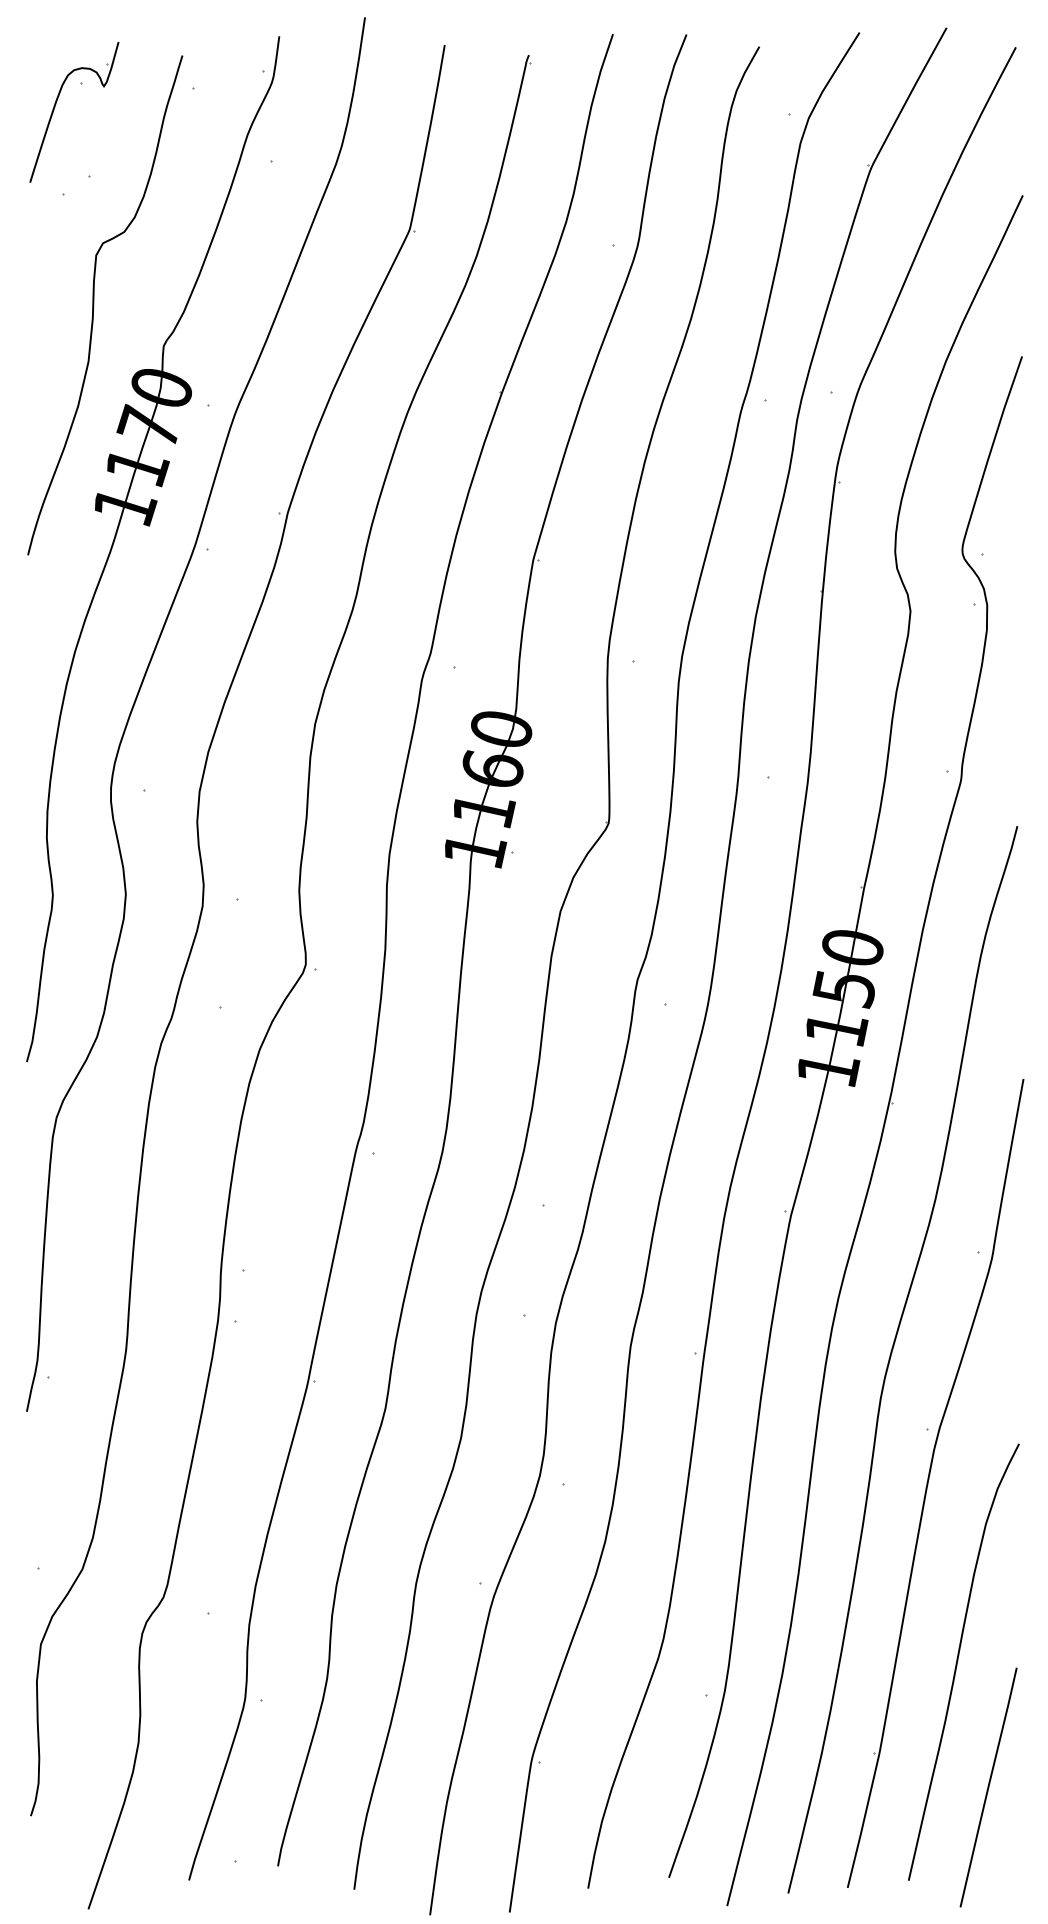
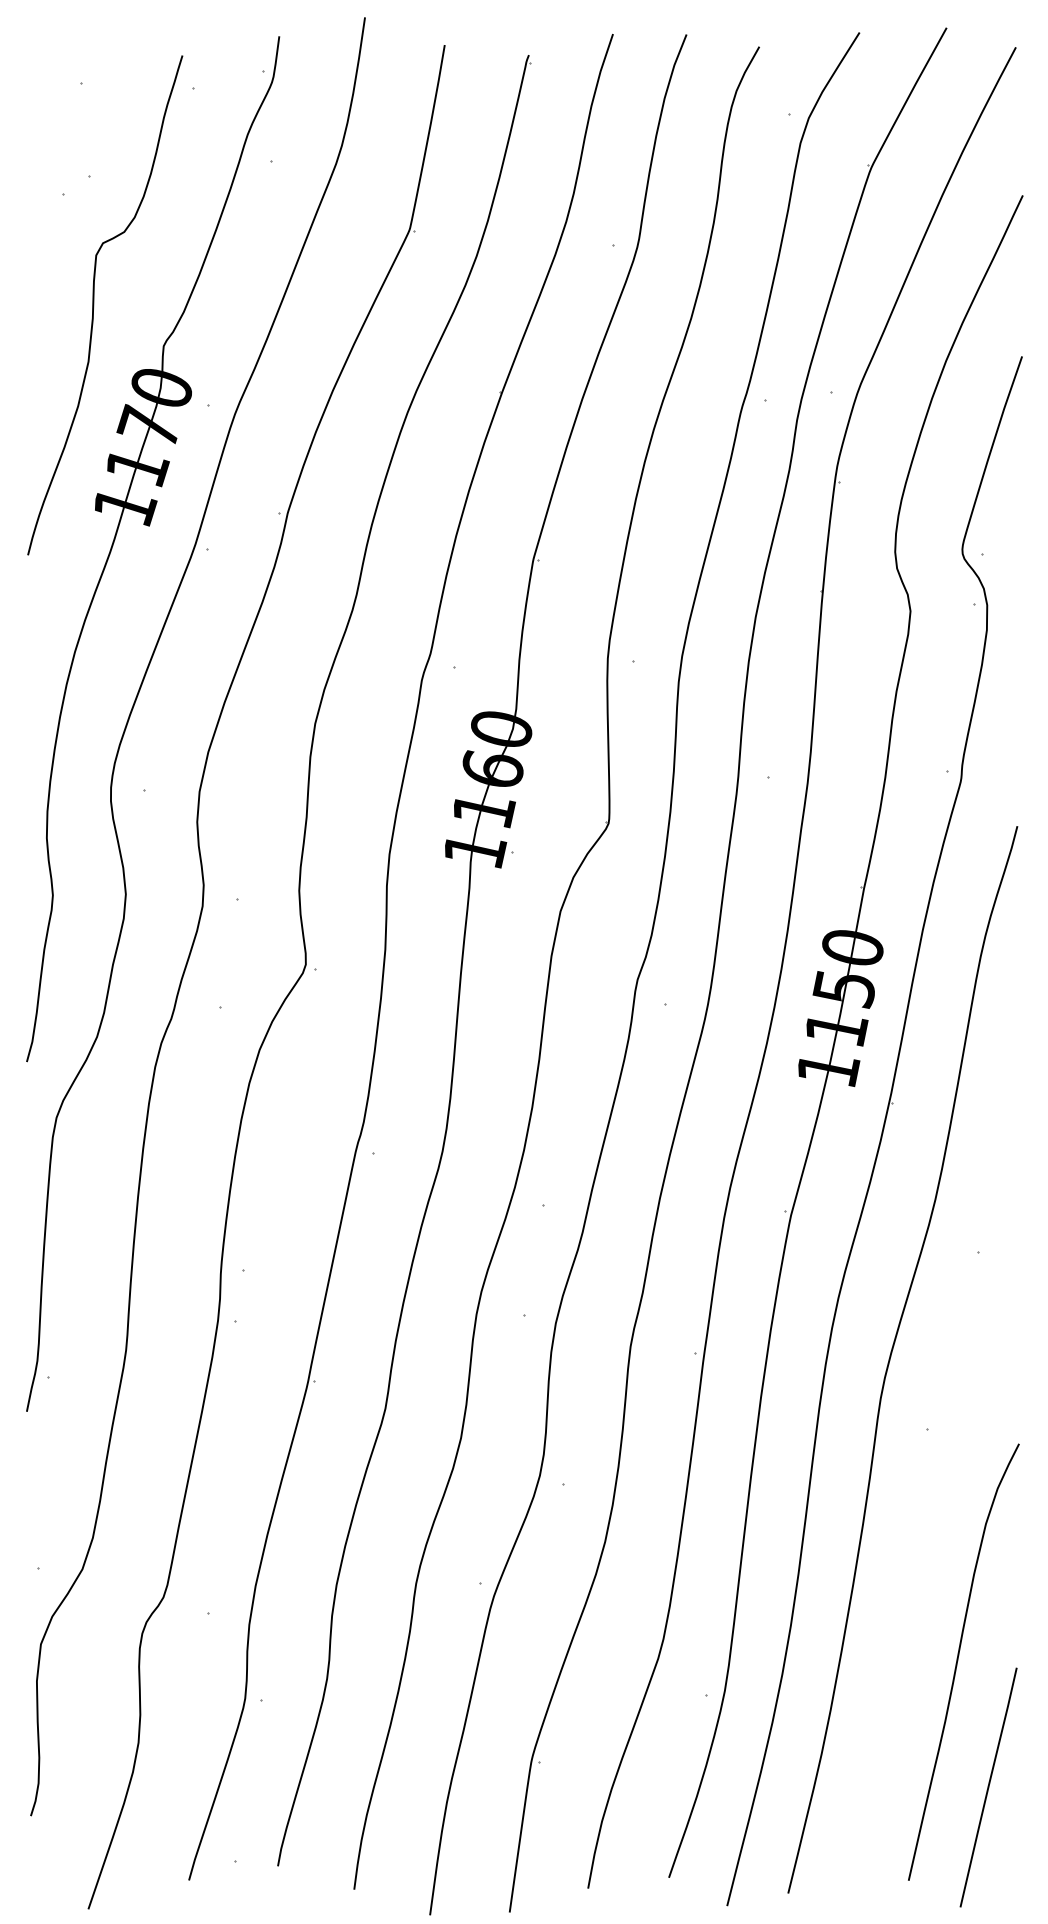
part: present -> none (55, 107)
part: present -> none (929, 1480)
